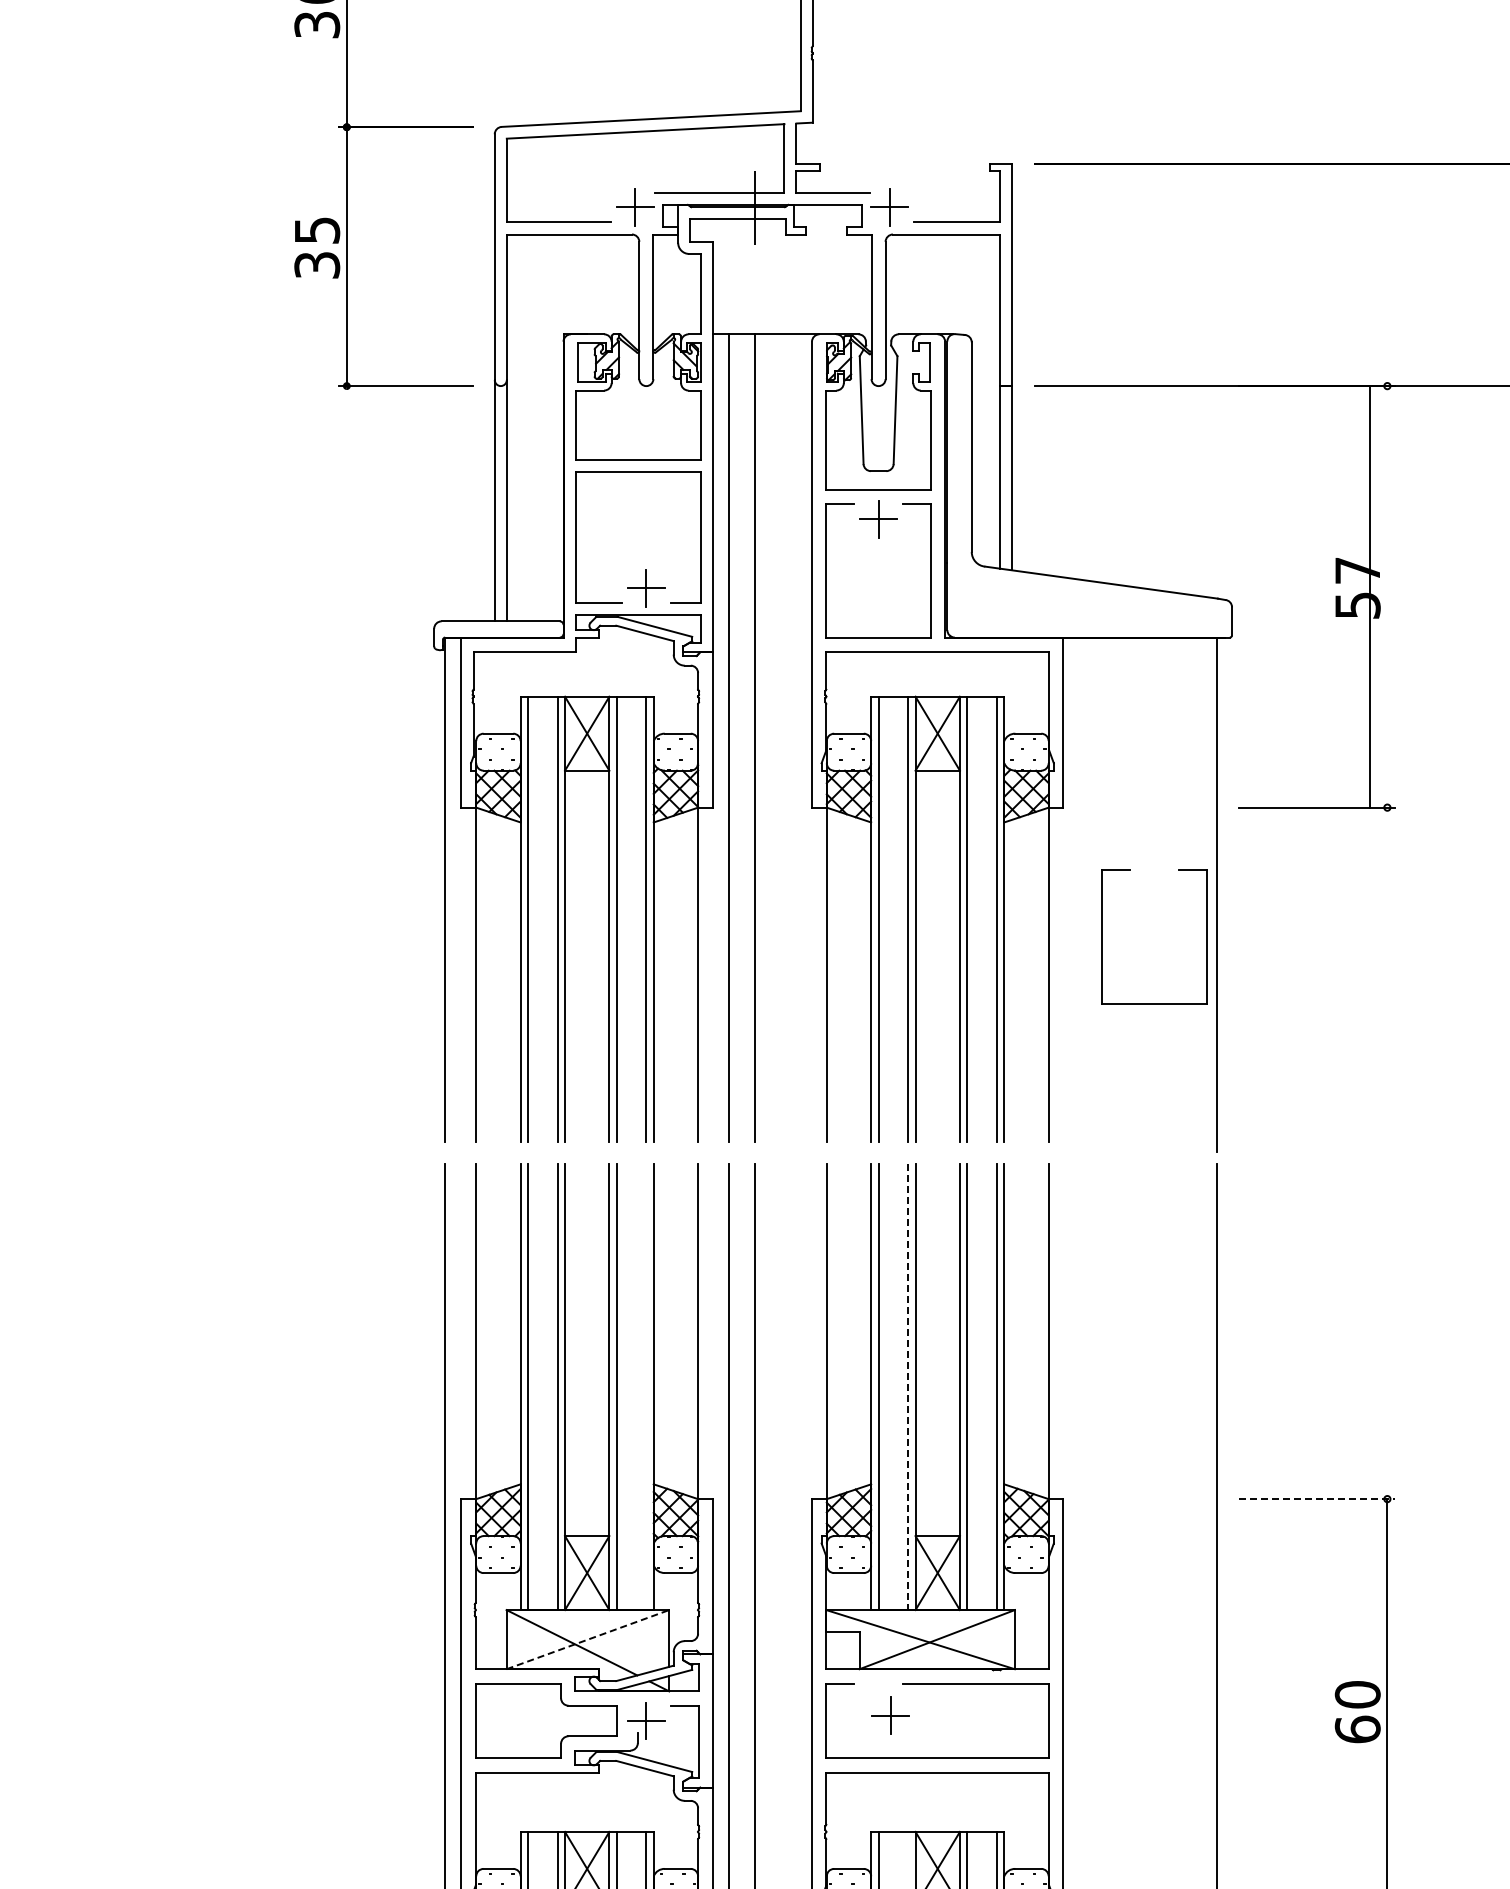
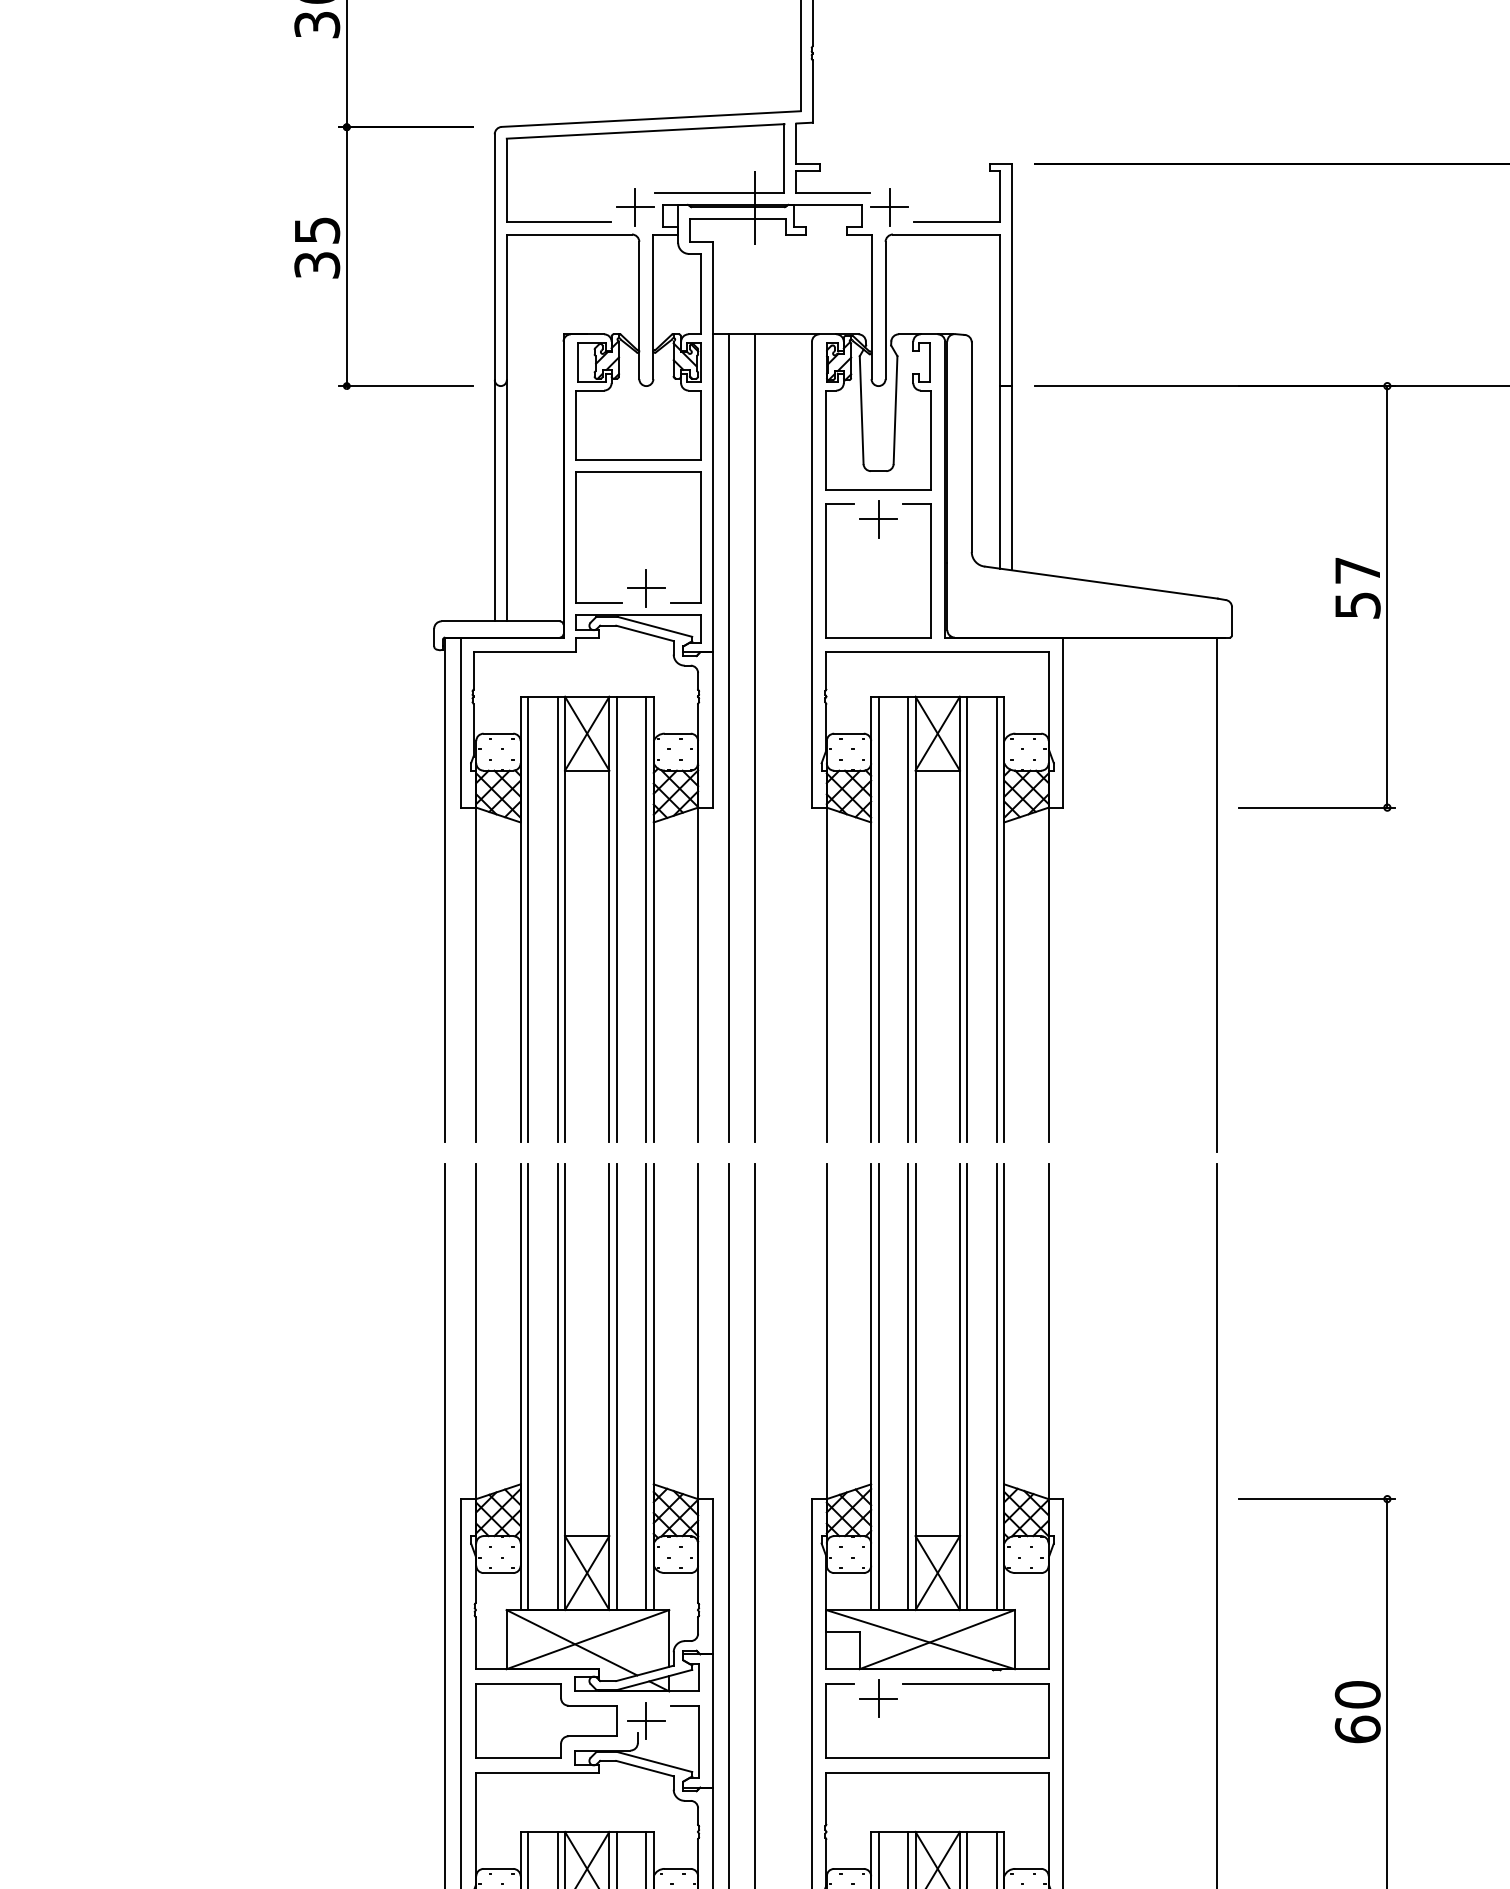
line position: (1370, 596) -> (1387, 596) (1387, 596)
part: present -> none (1102, 936)
line: none -> present (646, 1387)
line: dashed -> solid (908, 1387)
line: dashed -> solid (1317, 1499)
line: dashed -> solid (587, 1639)
part position: (890, 1715) -> (878, 1698) (878, 1698)
line: none -> present (908, 1857)
